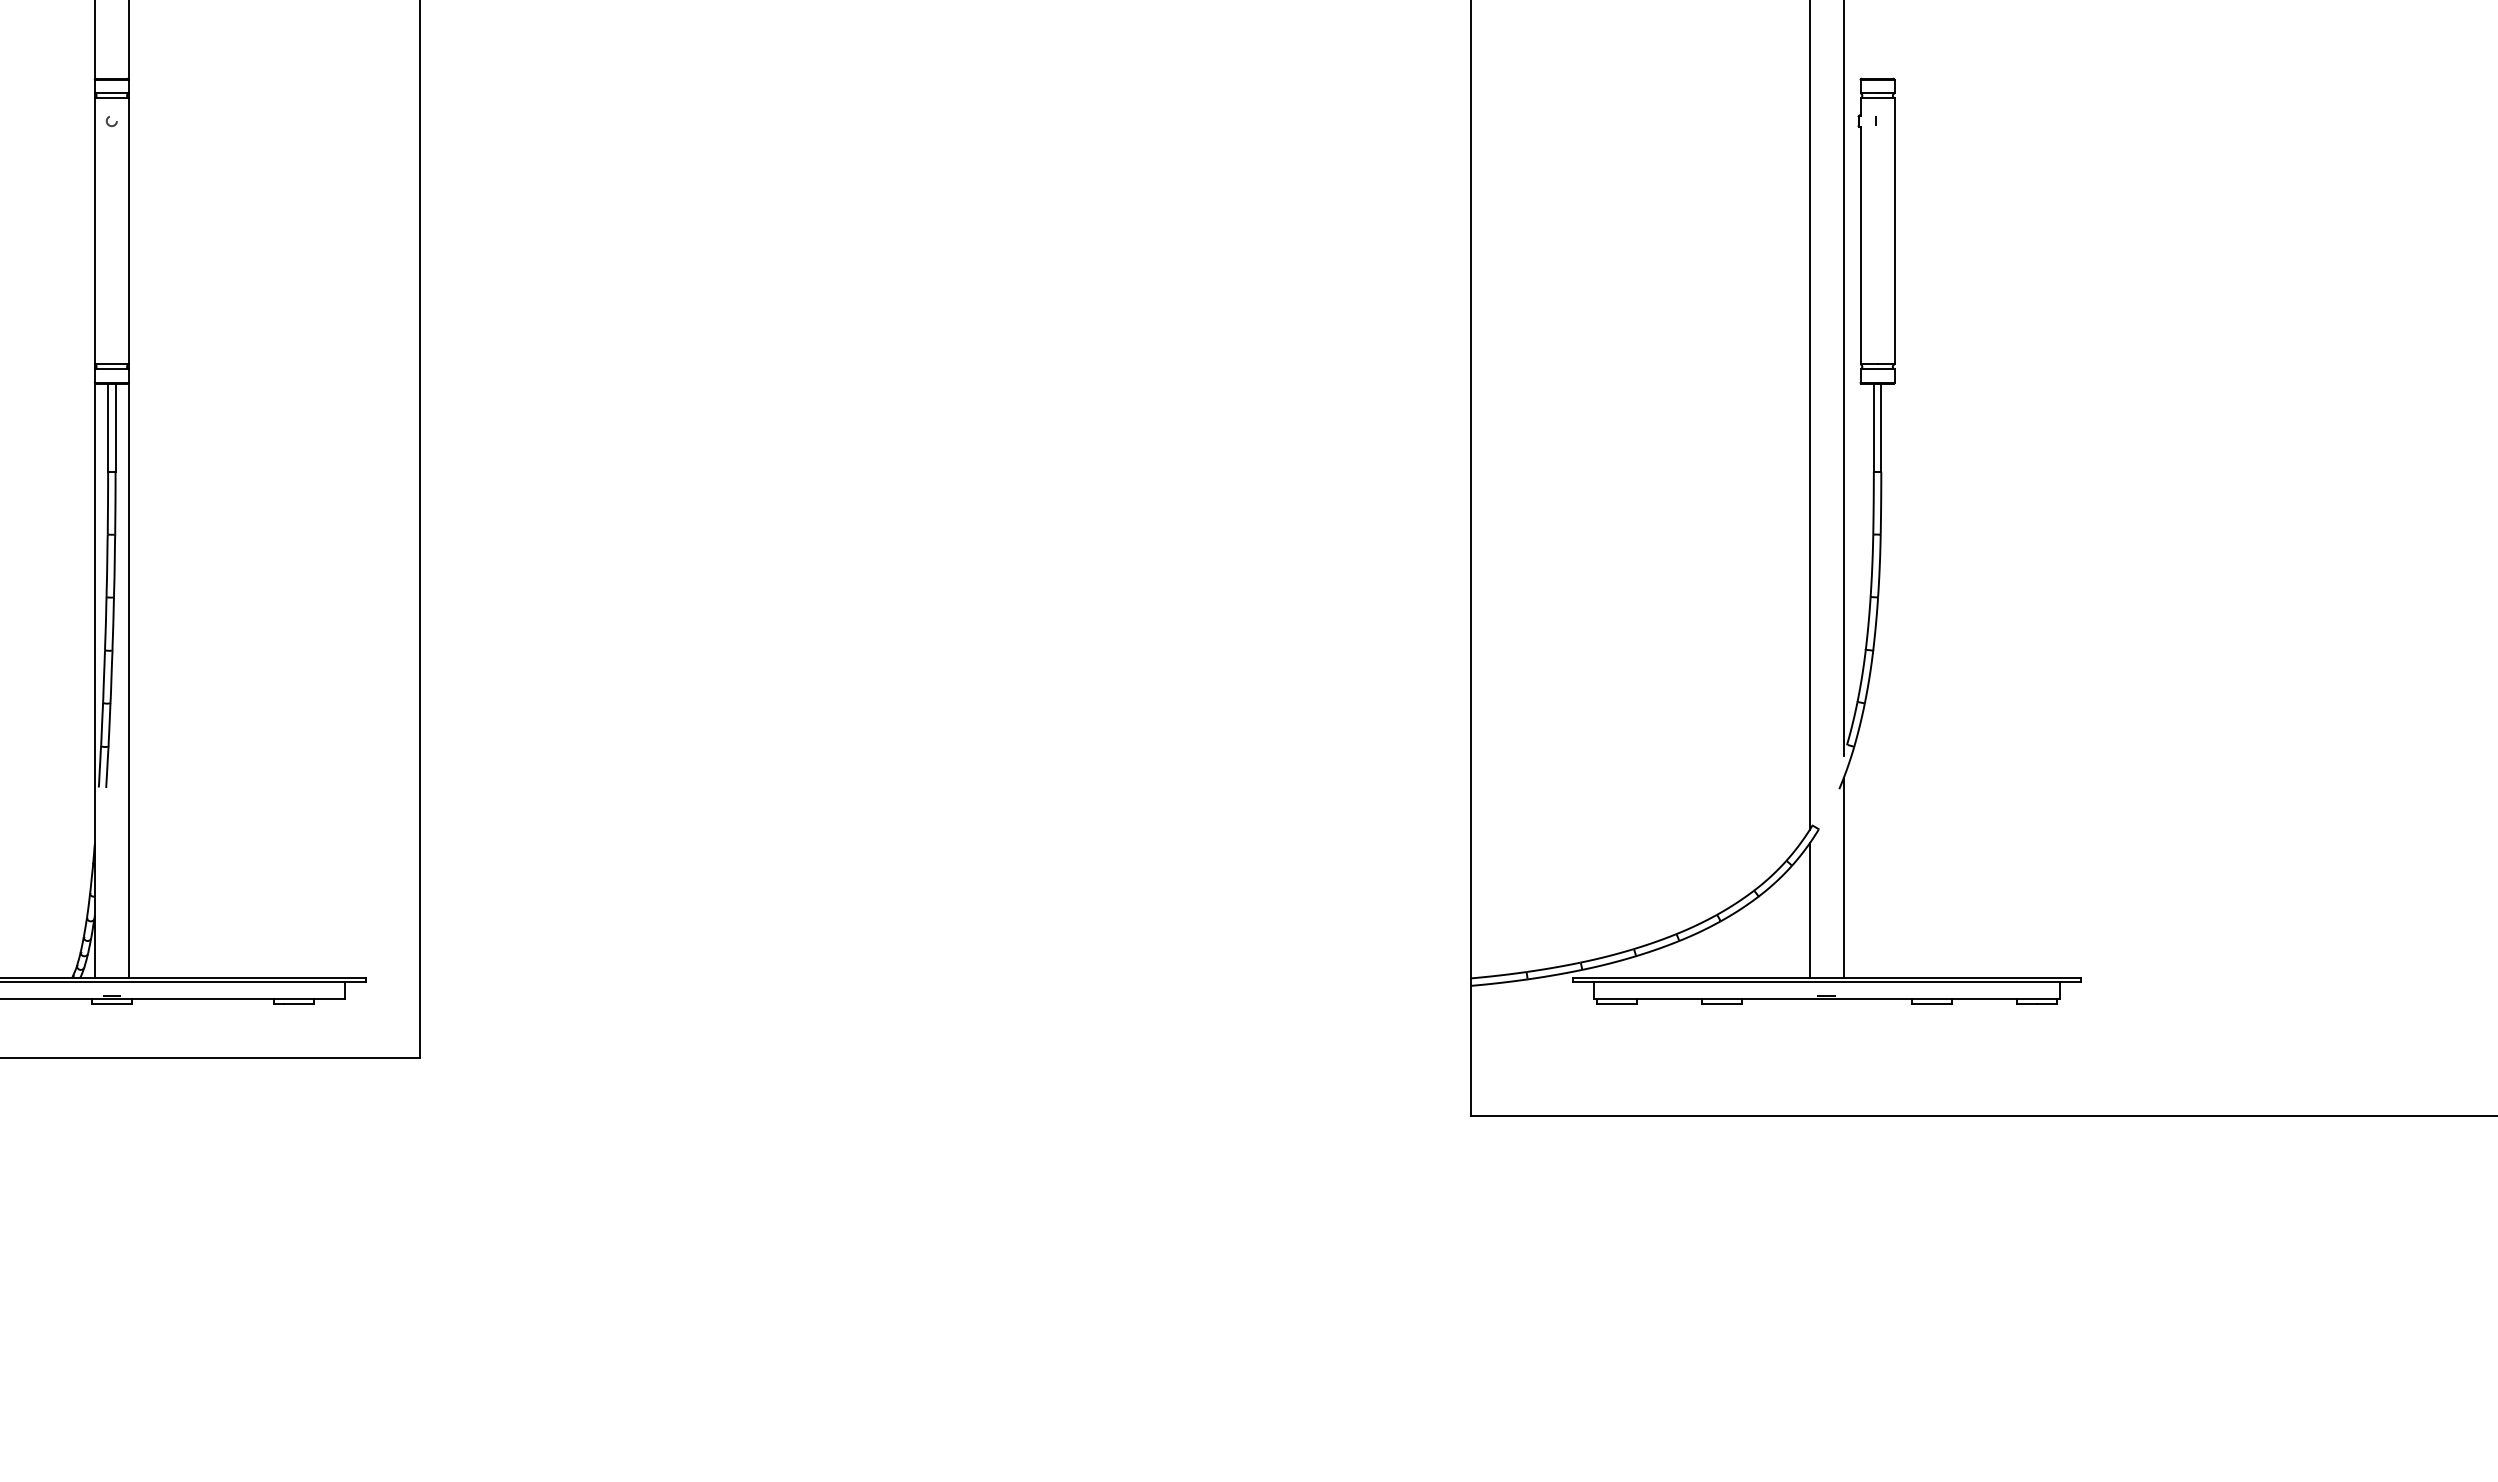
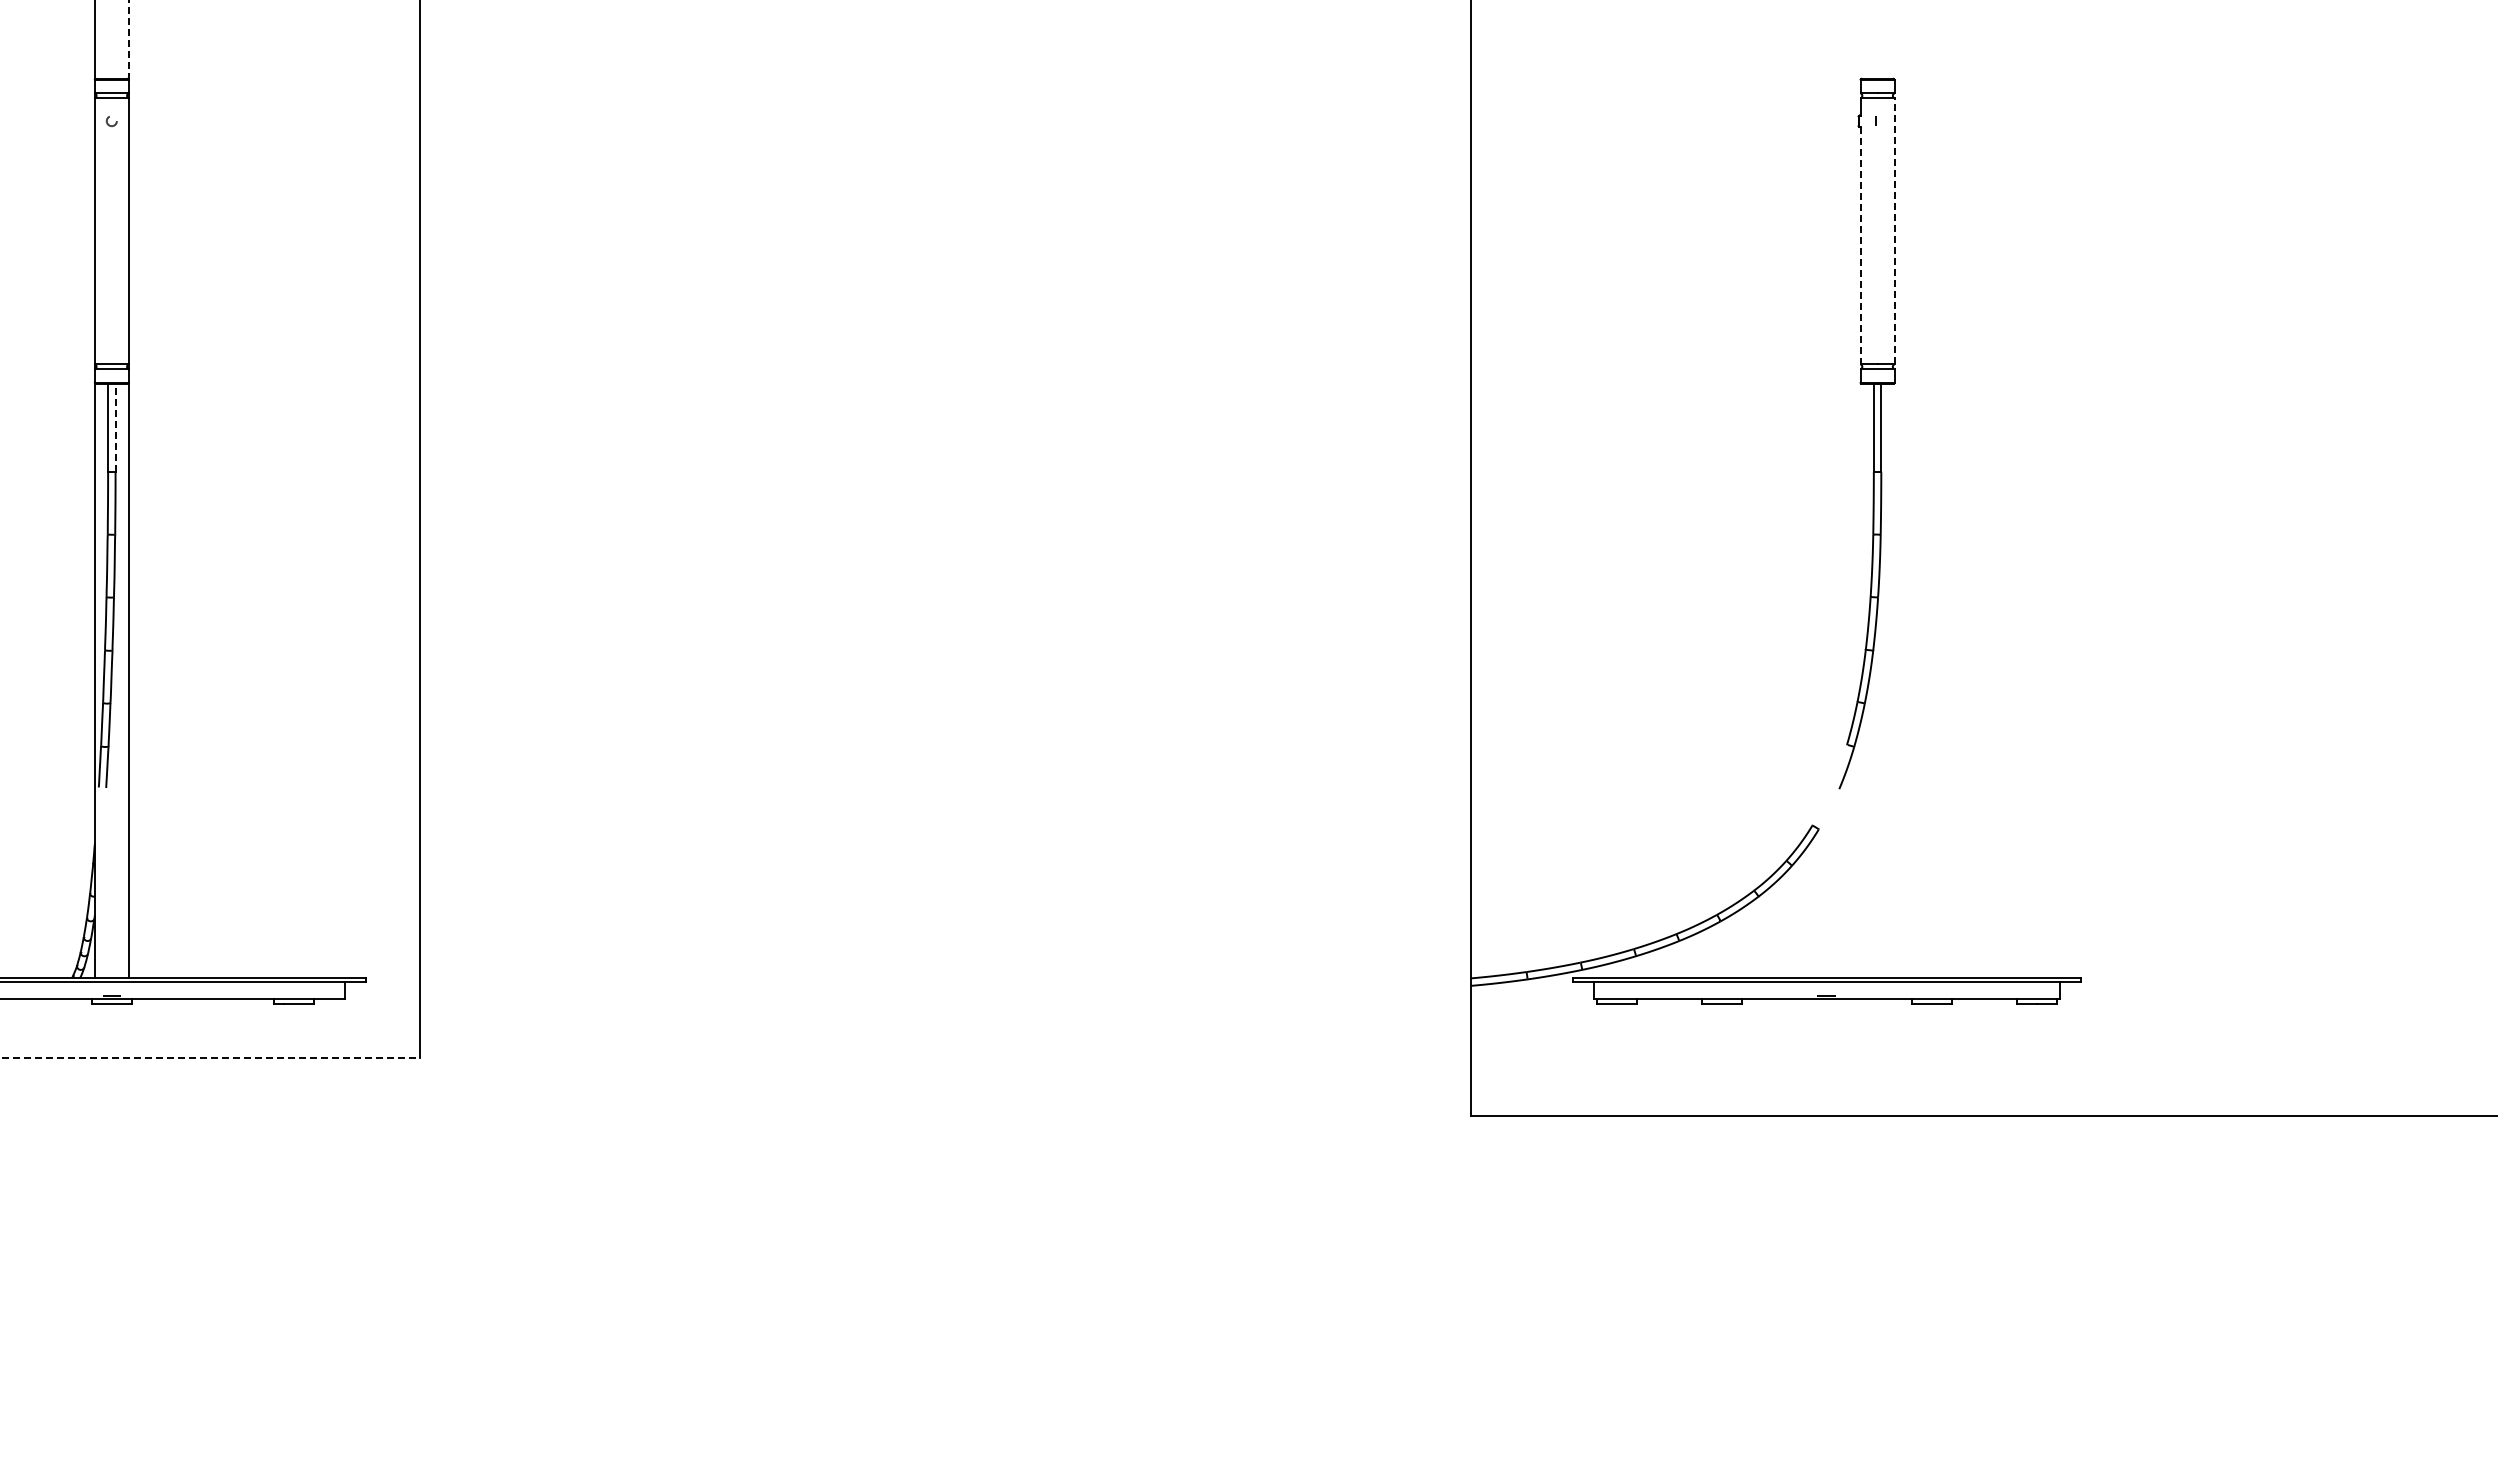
line: solid -> dashed (128, 39)
line: solid -> dashed (1894, 230)
line: solid -> dashed (1860, 245)
line: present -> none (1843, 378)
line: present -> none (1809, 415)
line: solid -> dashed (115, 427)
line: present -> none (1843, 878)
line: present -> none (1809, 910)
line: solid -> dashed (210, 1057)
